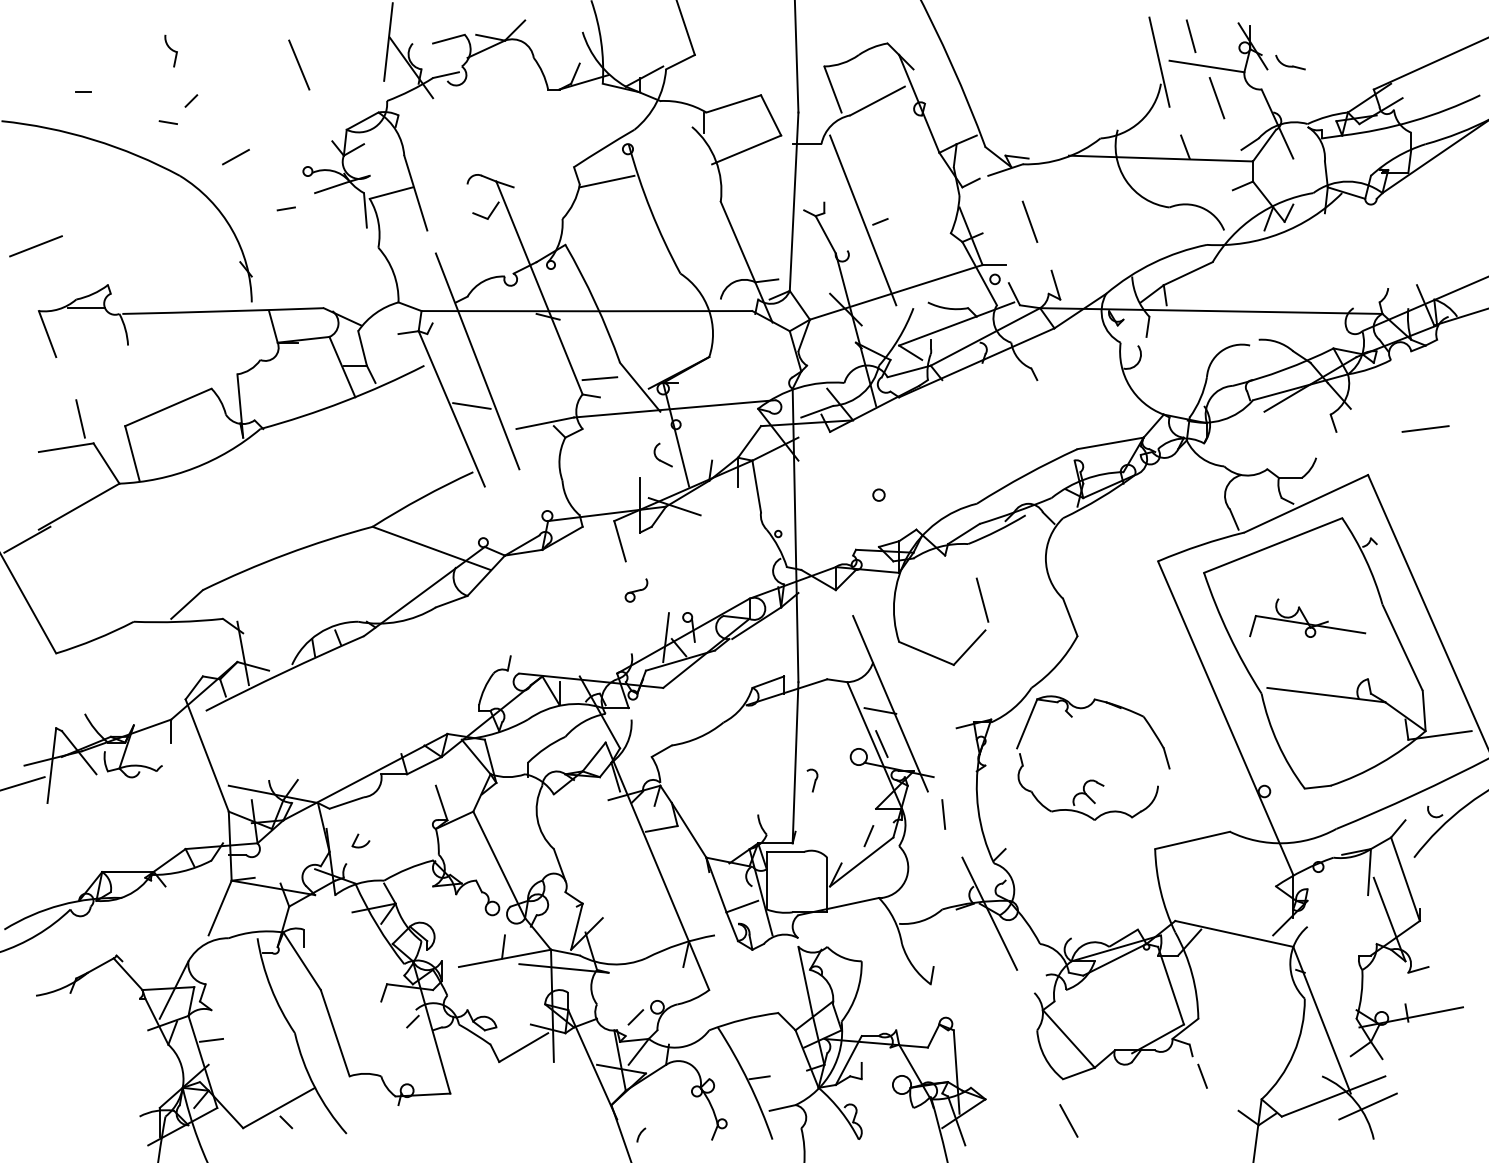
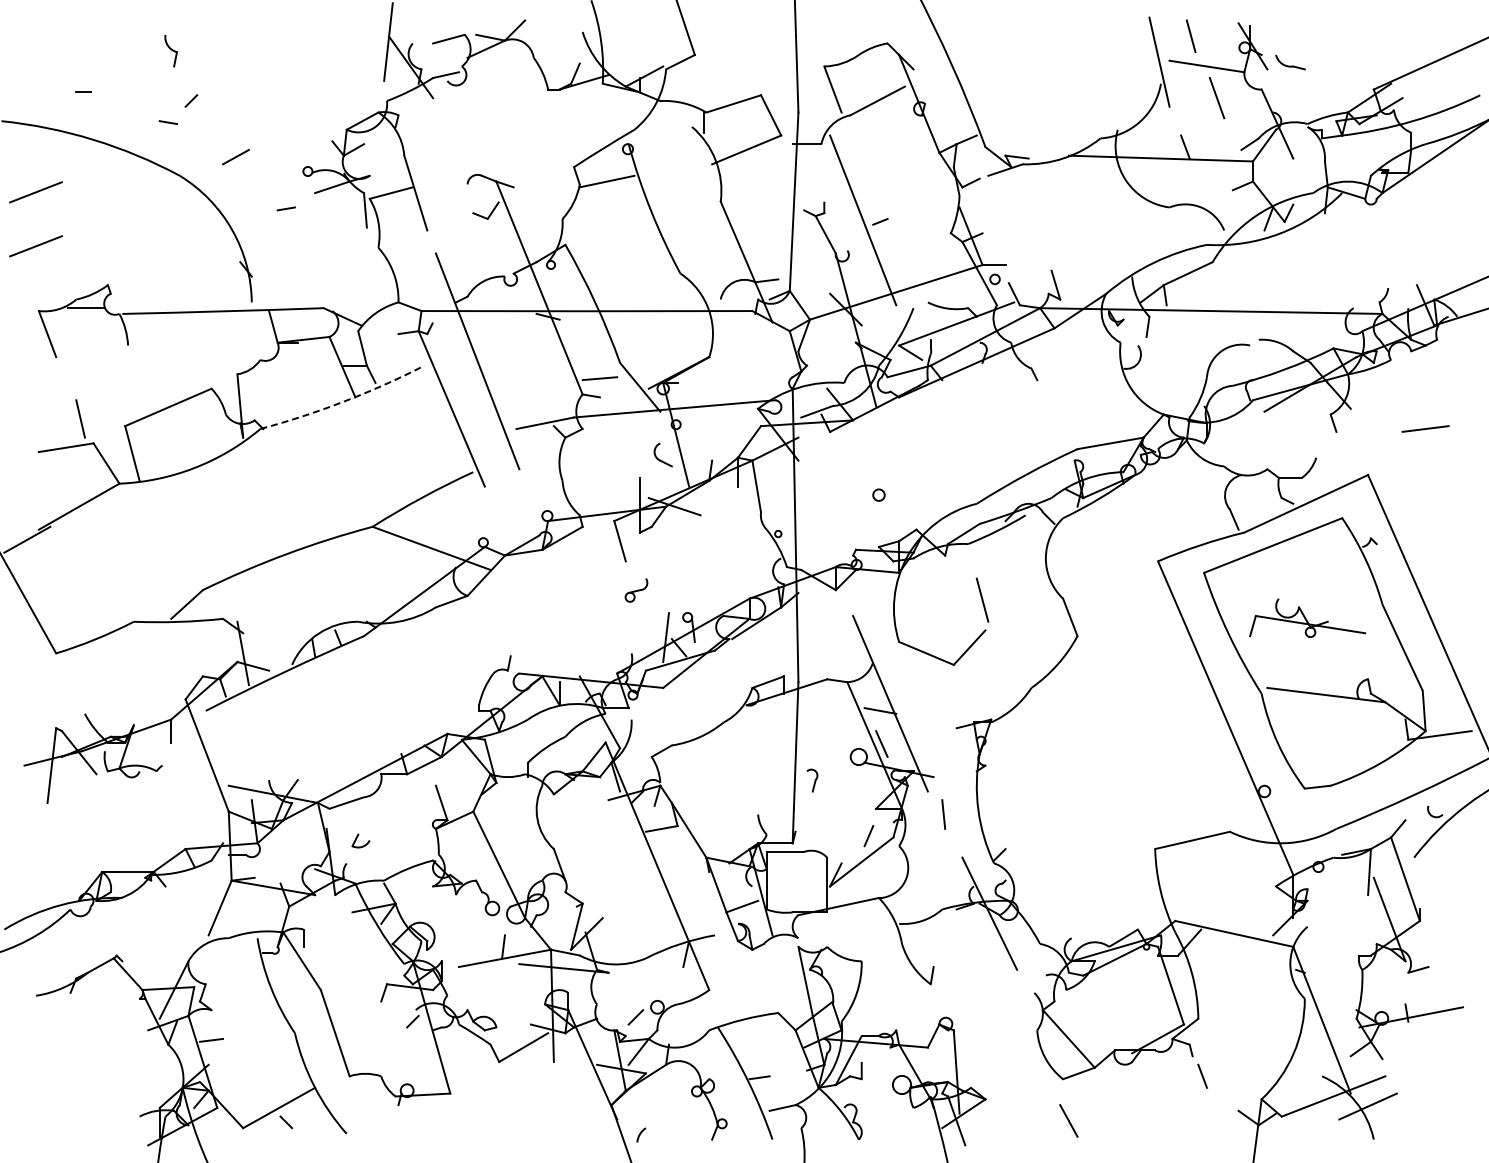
line: present -> none (299, 64)
line: none -> present (35, 192)
line: present -> none (1029, 221)
arc: solid -> dashed (344, 401)
line: present -> none (471, 405)
part: present -> none (1093, 779)
line: present -> none (23, 783)
